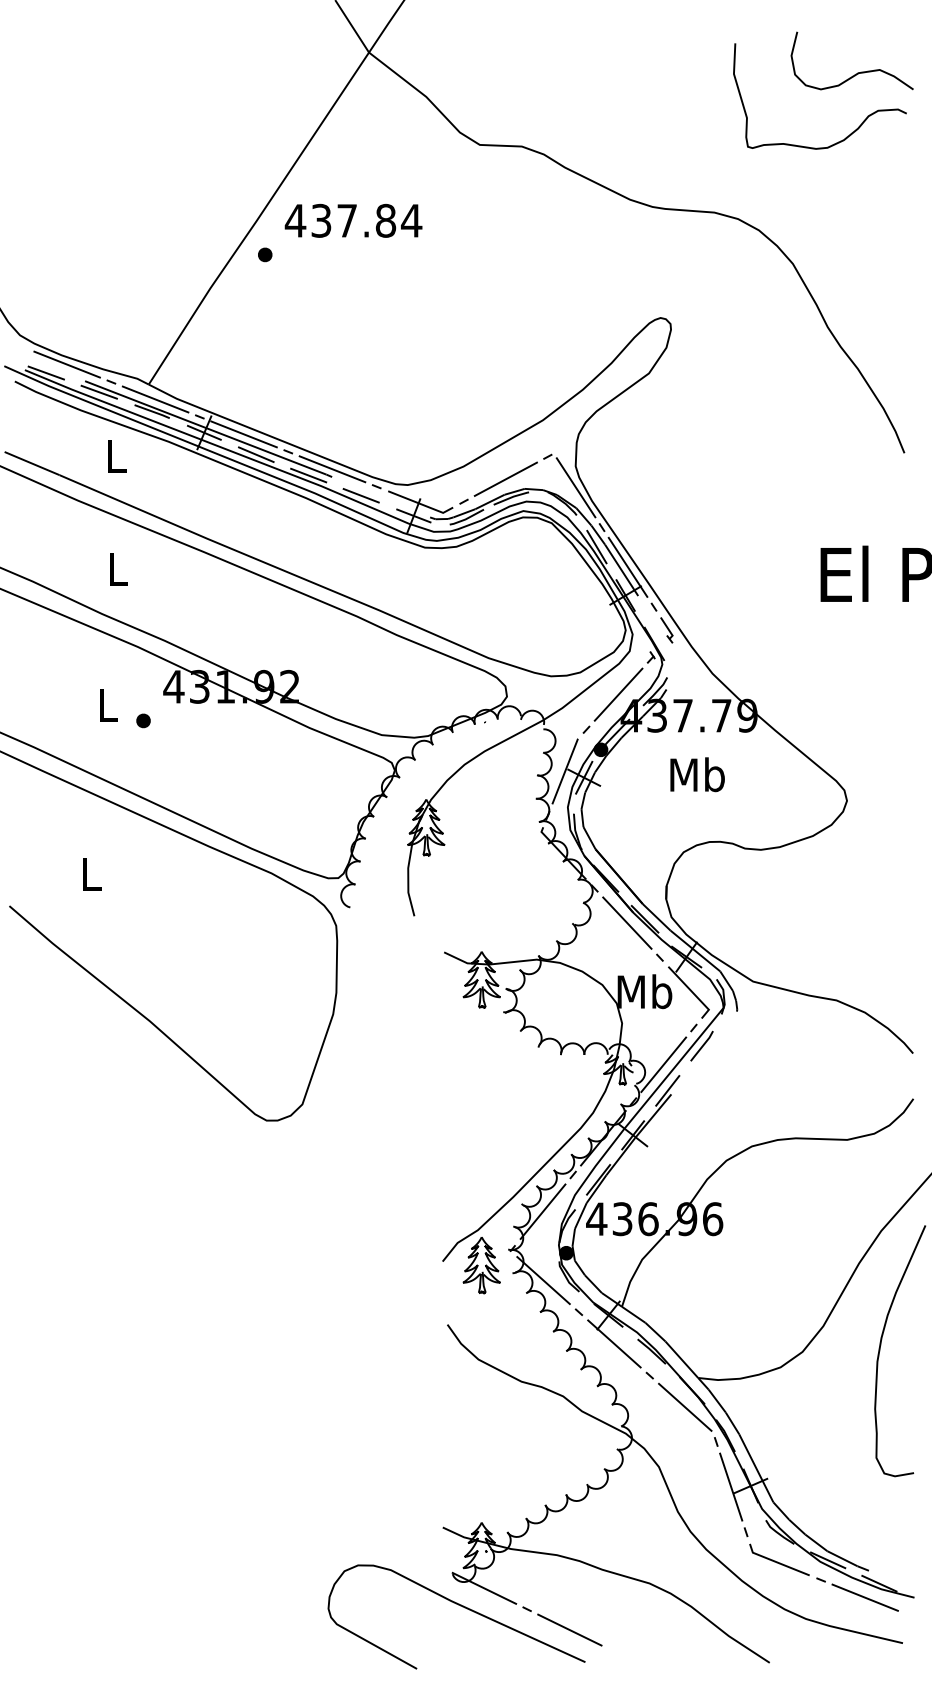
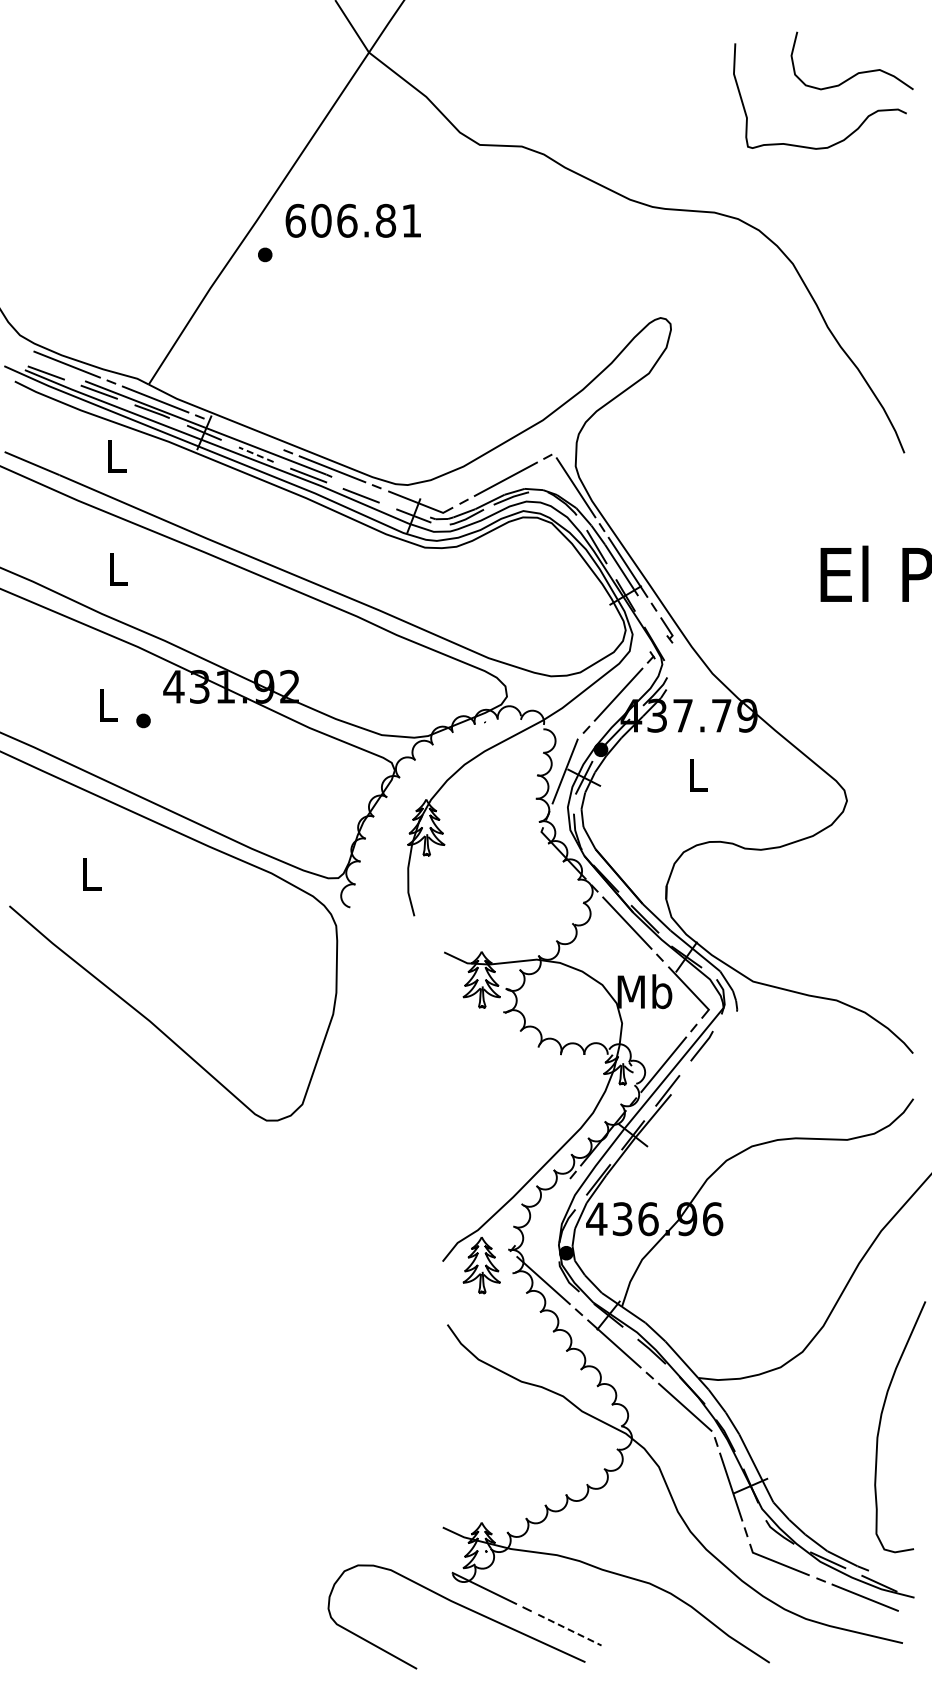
text: 437.84 -> 606.81 (353, 220)
line: present -> none (243, 434)
line: solid -> dashed (256, 454)
text: Mb -> L (697, 774)
line: present -> none (542, 1211)
curve position: (881, 1345) -> (881, 1421) (881, 1421)
line: solid -> dashed (570, 1630)
